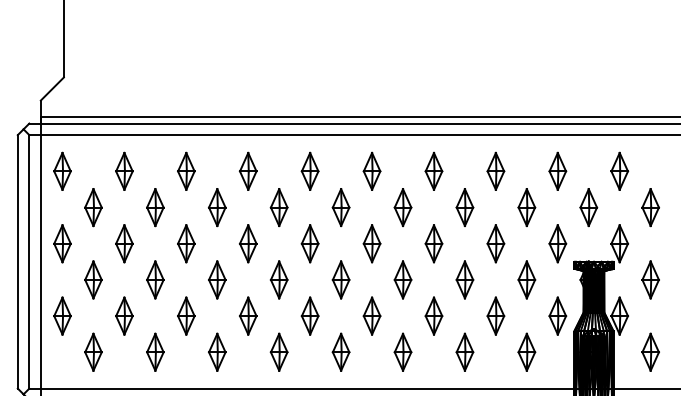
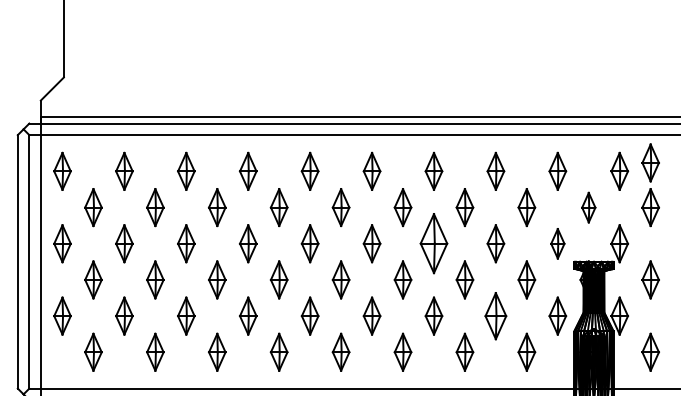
part: none -> present (650, 162)
part size: 20x40 px -> 16x33 px (588, 207)
part size: 20x40 px -> 30x62 px (433, 243)
part size: 20x40 px -> 16x32 px (557, 243)
part size: 20x40 px -> 24x49 px (495, 316)
